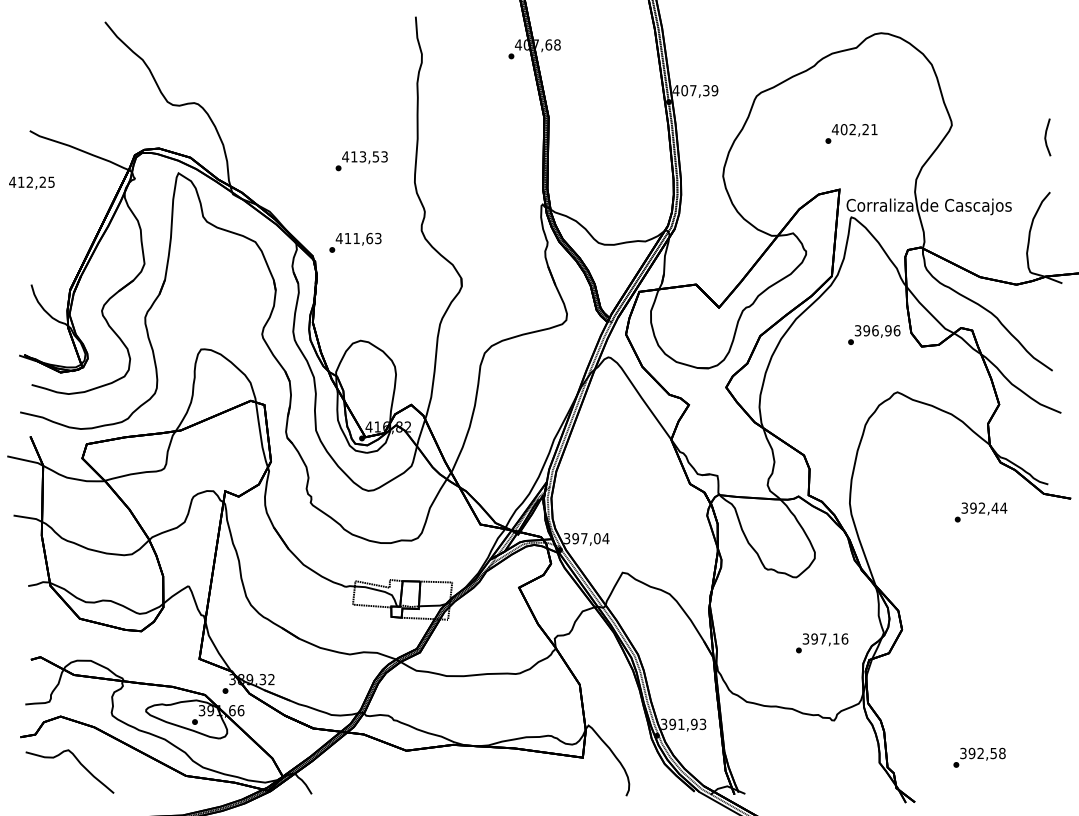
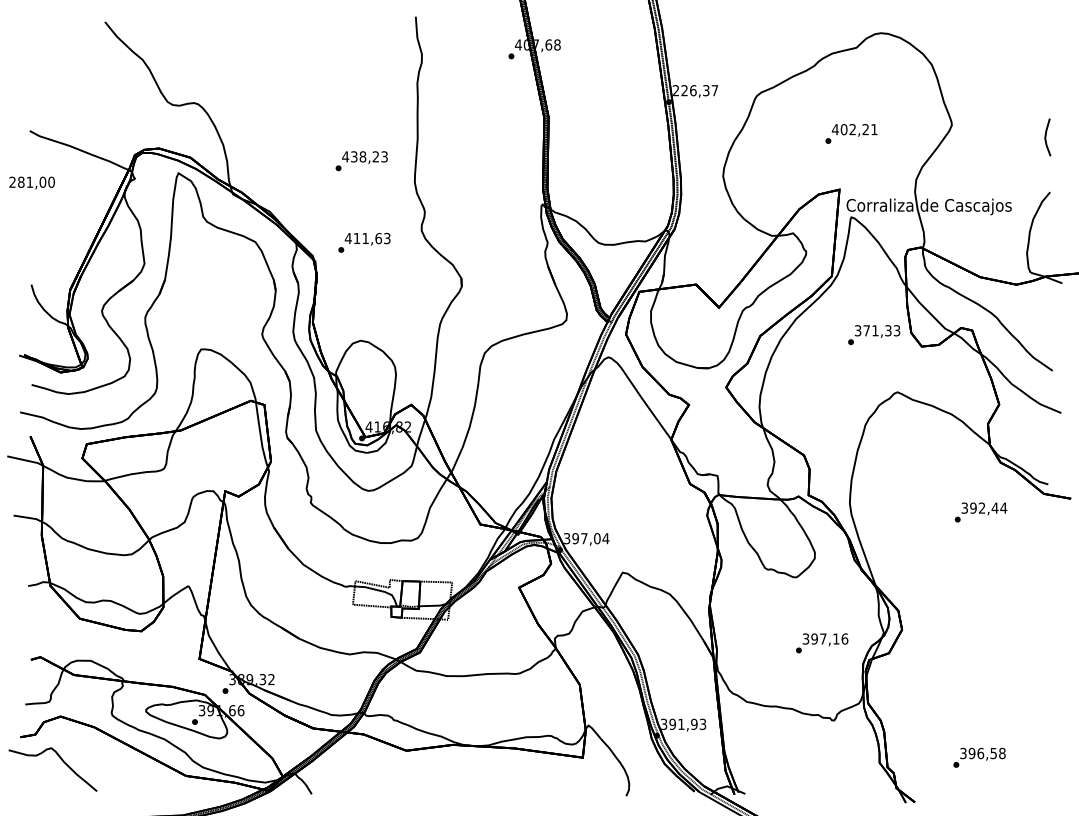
text: 407,39 -> 226,37 (695, 90)
text: 413,53 -> 438,23 (365, 156)
text: 412,25 -> 281,00 (31, 181)
text position: (355, 242) -> (364, 242) (364, 242)
text: 396,96 -> 371,33 (881, 330)
text: 392,58 -> 396,58 (980, 753)
part position: (78, 762) -> (61, 760) (61, 760)
